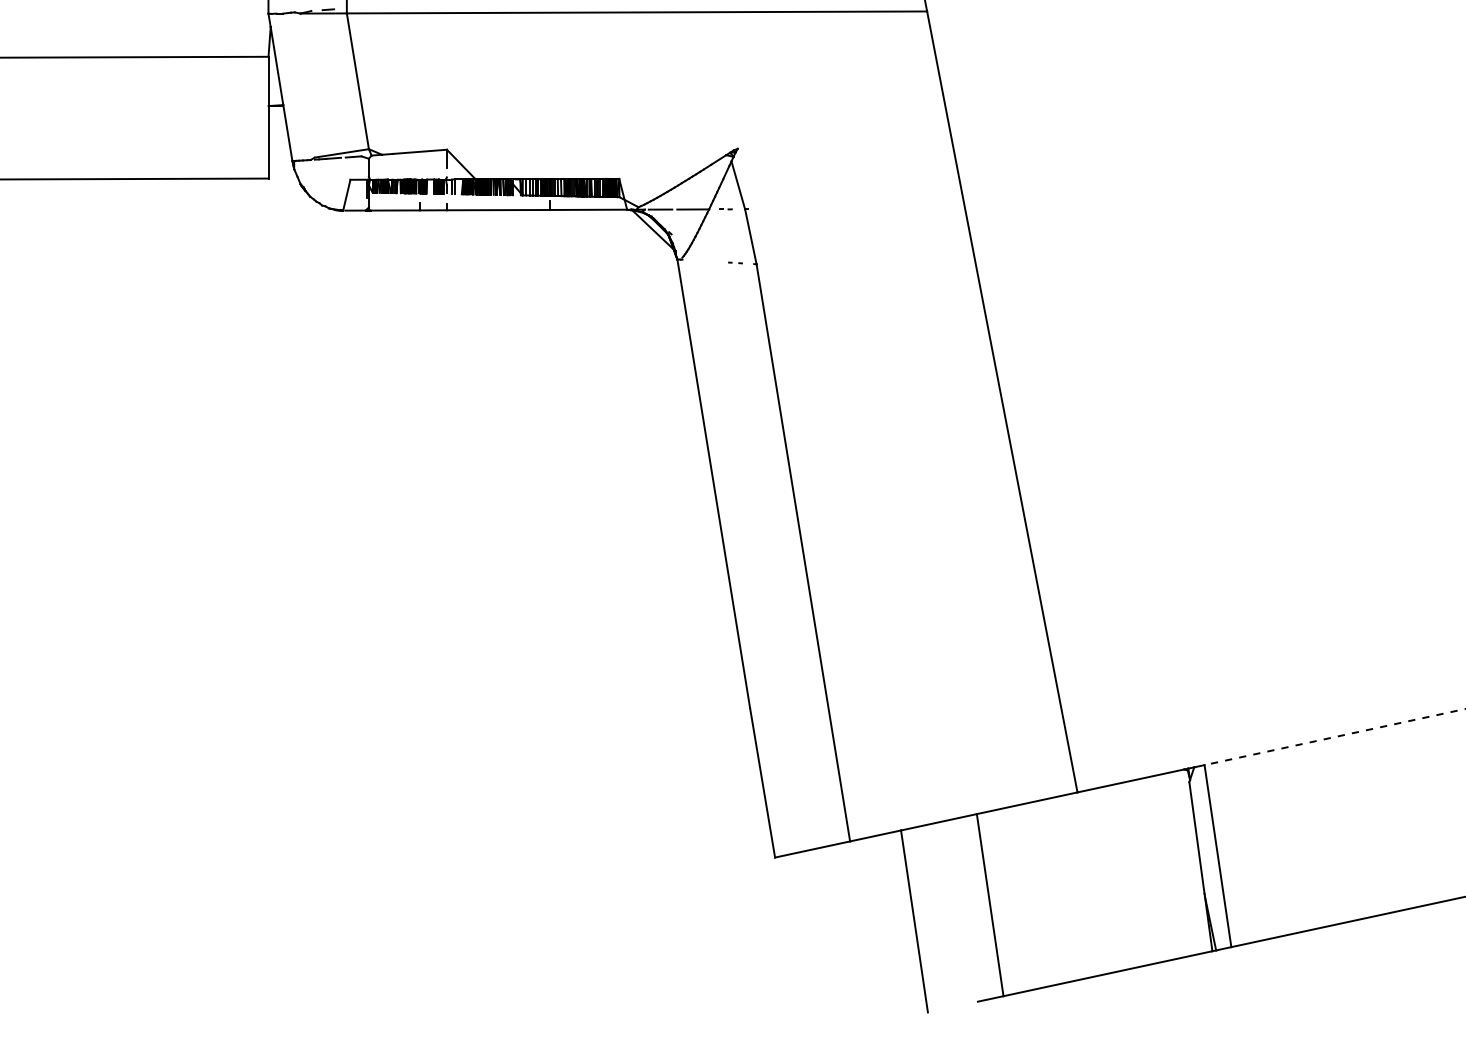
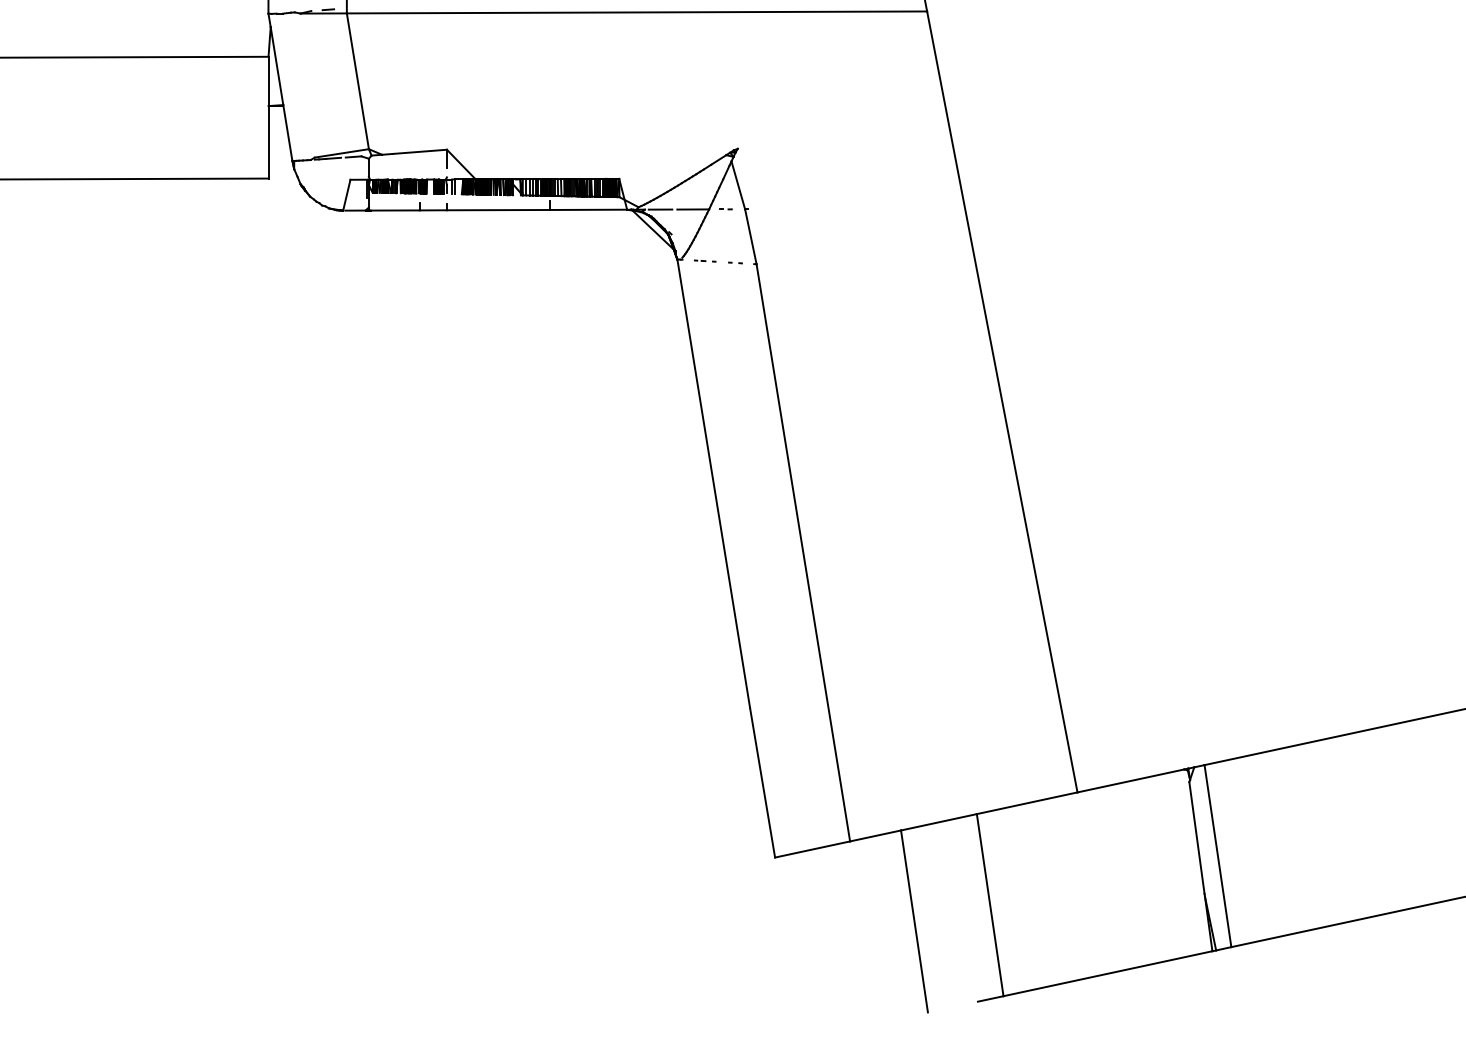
part: none -> present (705, 260)
line: dashed -> solid (1334, 737)
